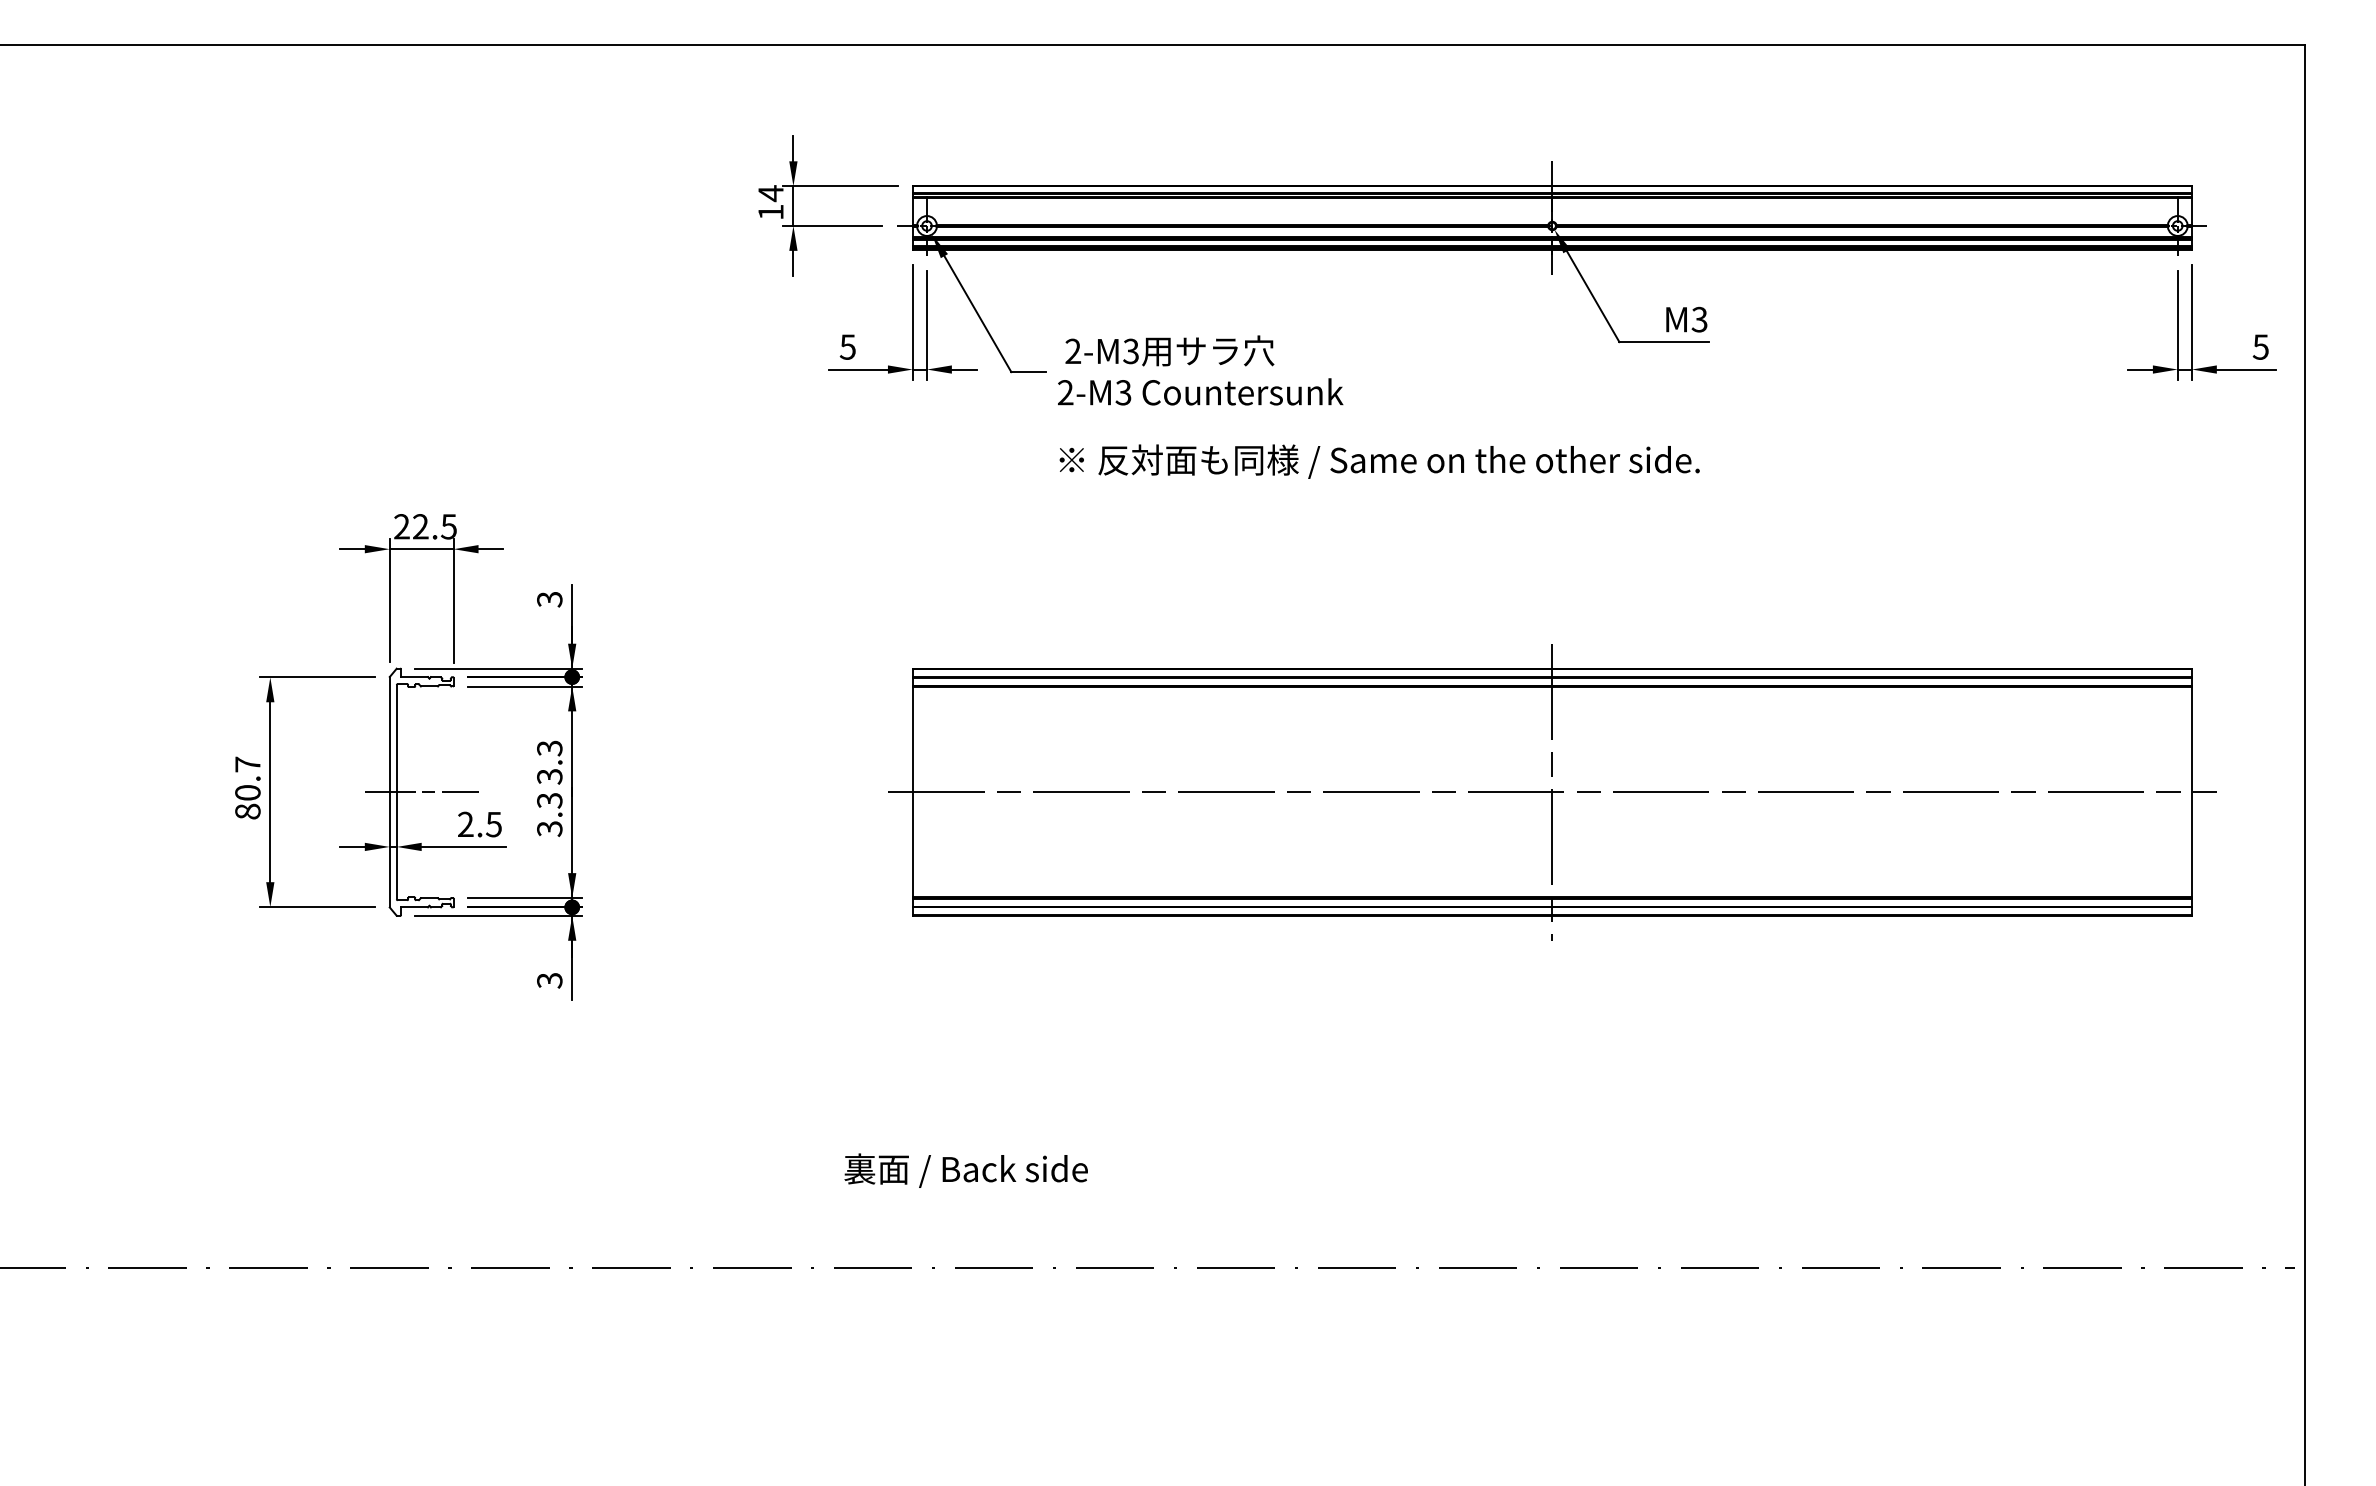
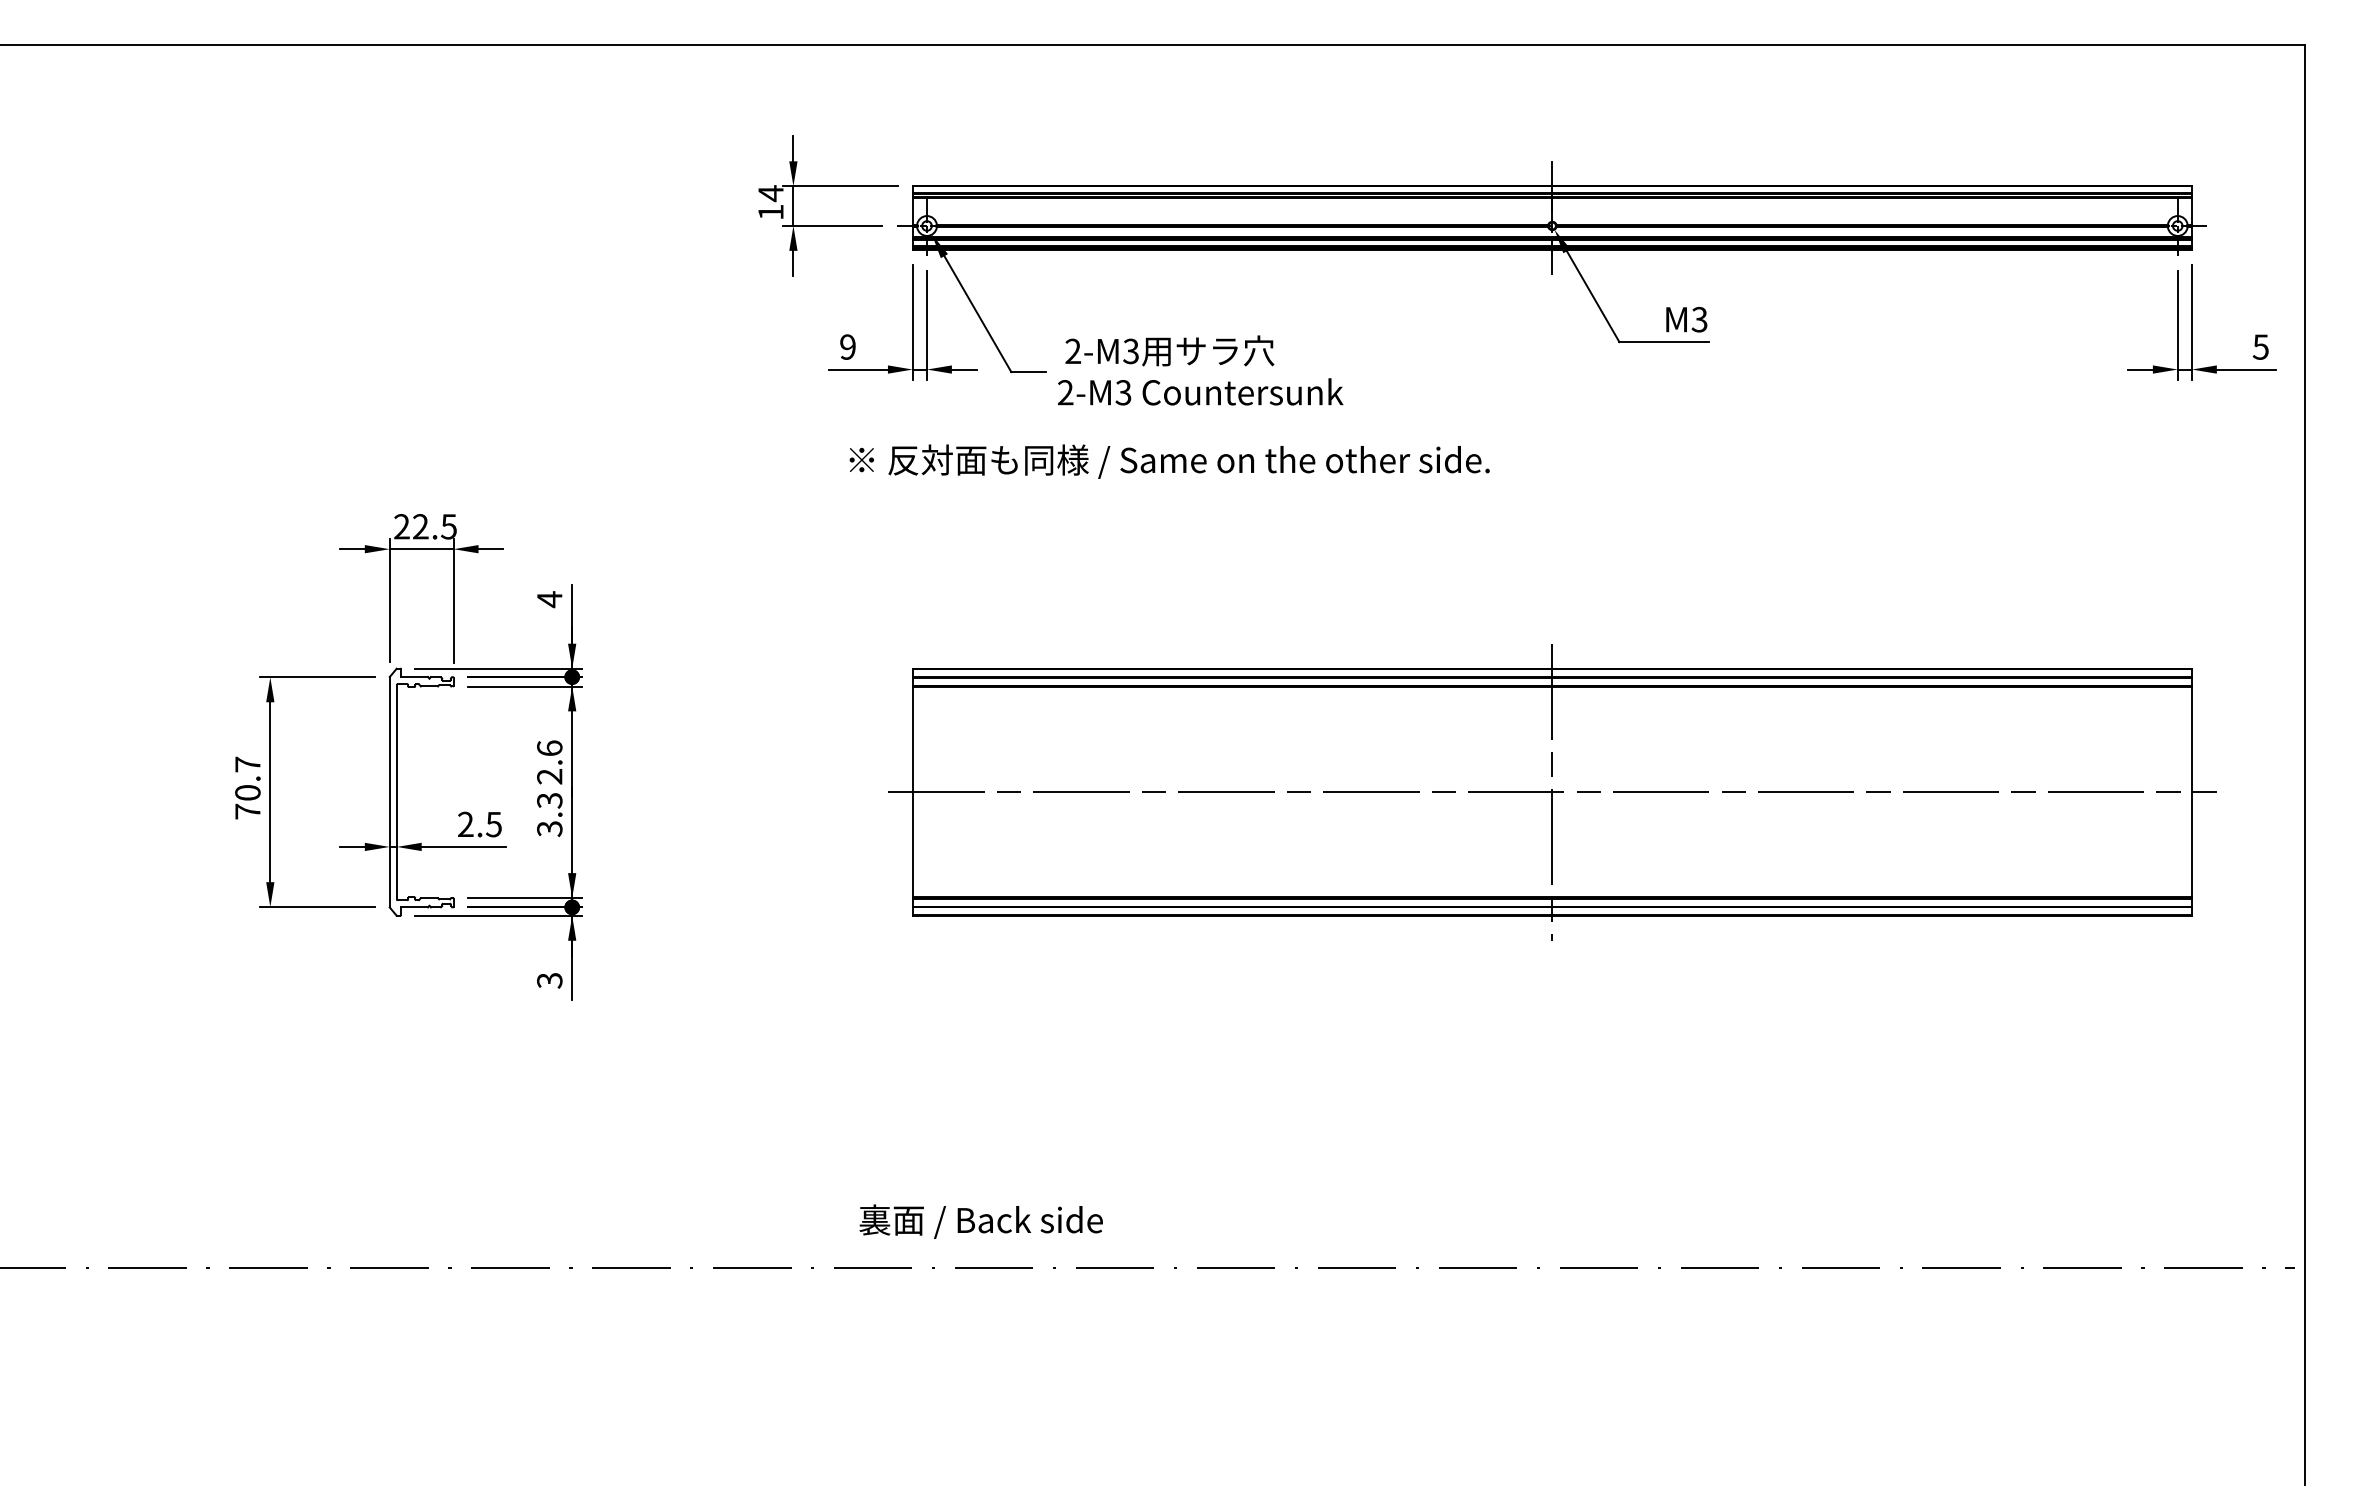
text: 5 -> 9 (847, 346)
text position: (1379, 461) -> (1169, 461) (1169, 461)
text: 3 -> 4 (549, 599)
text: 3.3 -> 2.6 (549, 762)
line: present -> none (421, 792)
text: 80.7 -> 70.7 (247, 811)
text position: (965, 1170) -> (980, 1221) (980, 1221)
